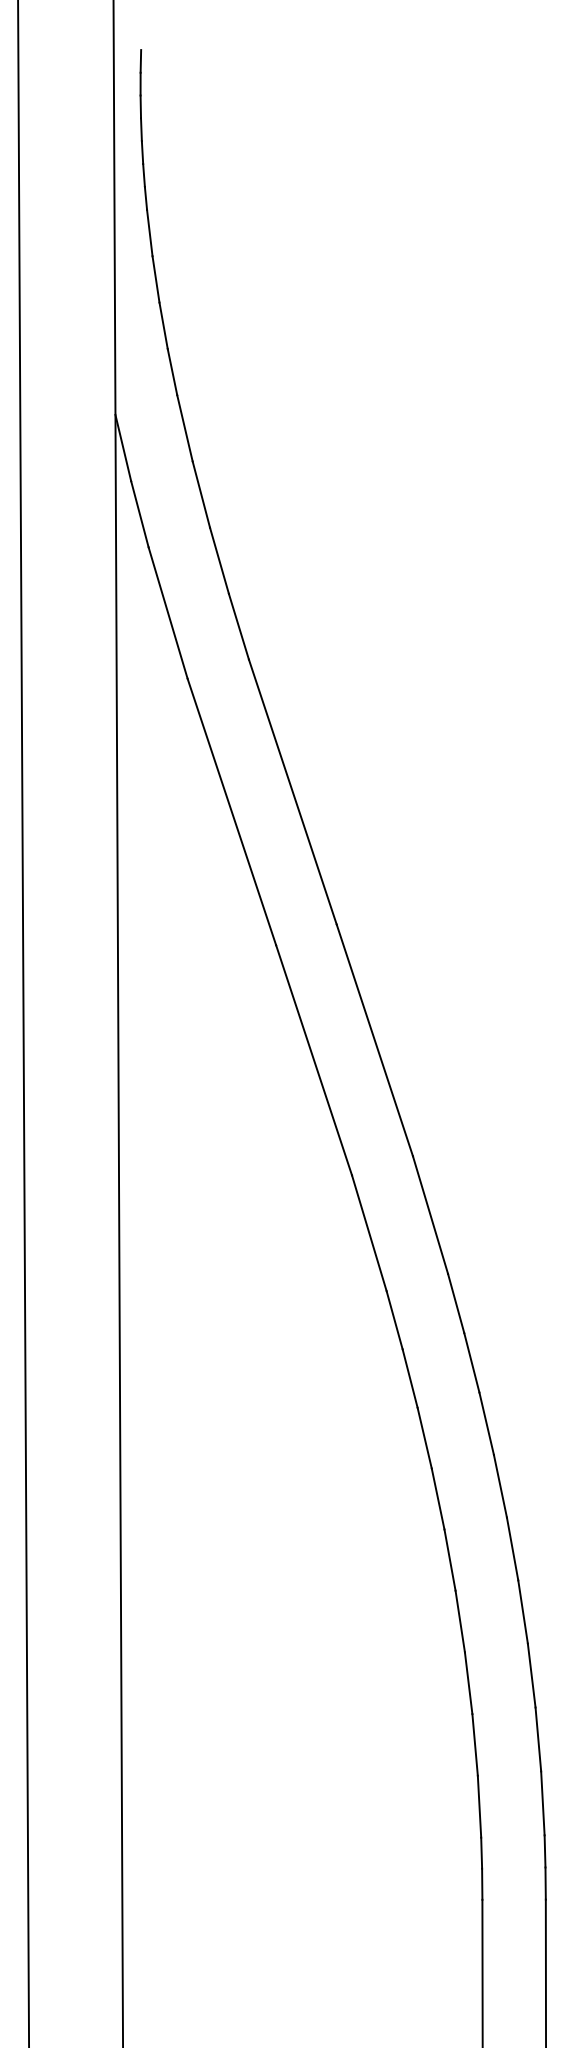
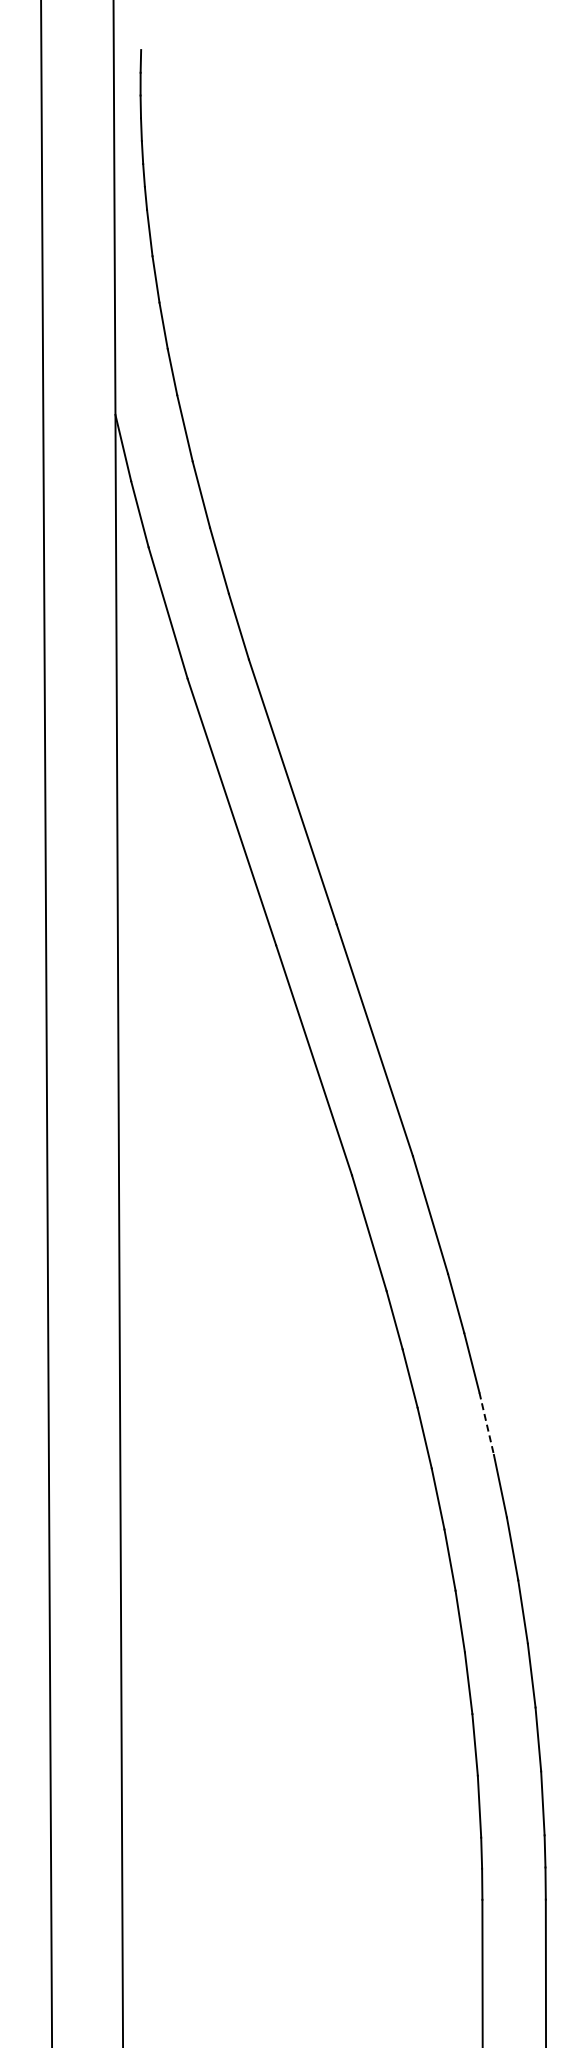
line position: (23, 1023) -> (46, 1023) (46, 1023)
line: solid -> dashed (486, 1424)
